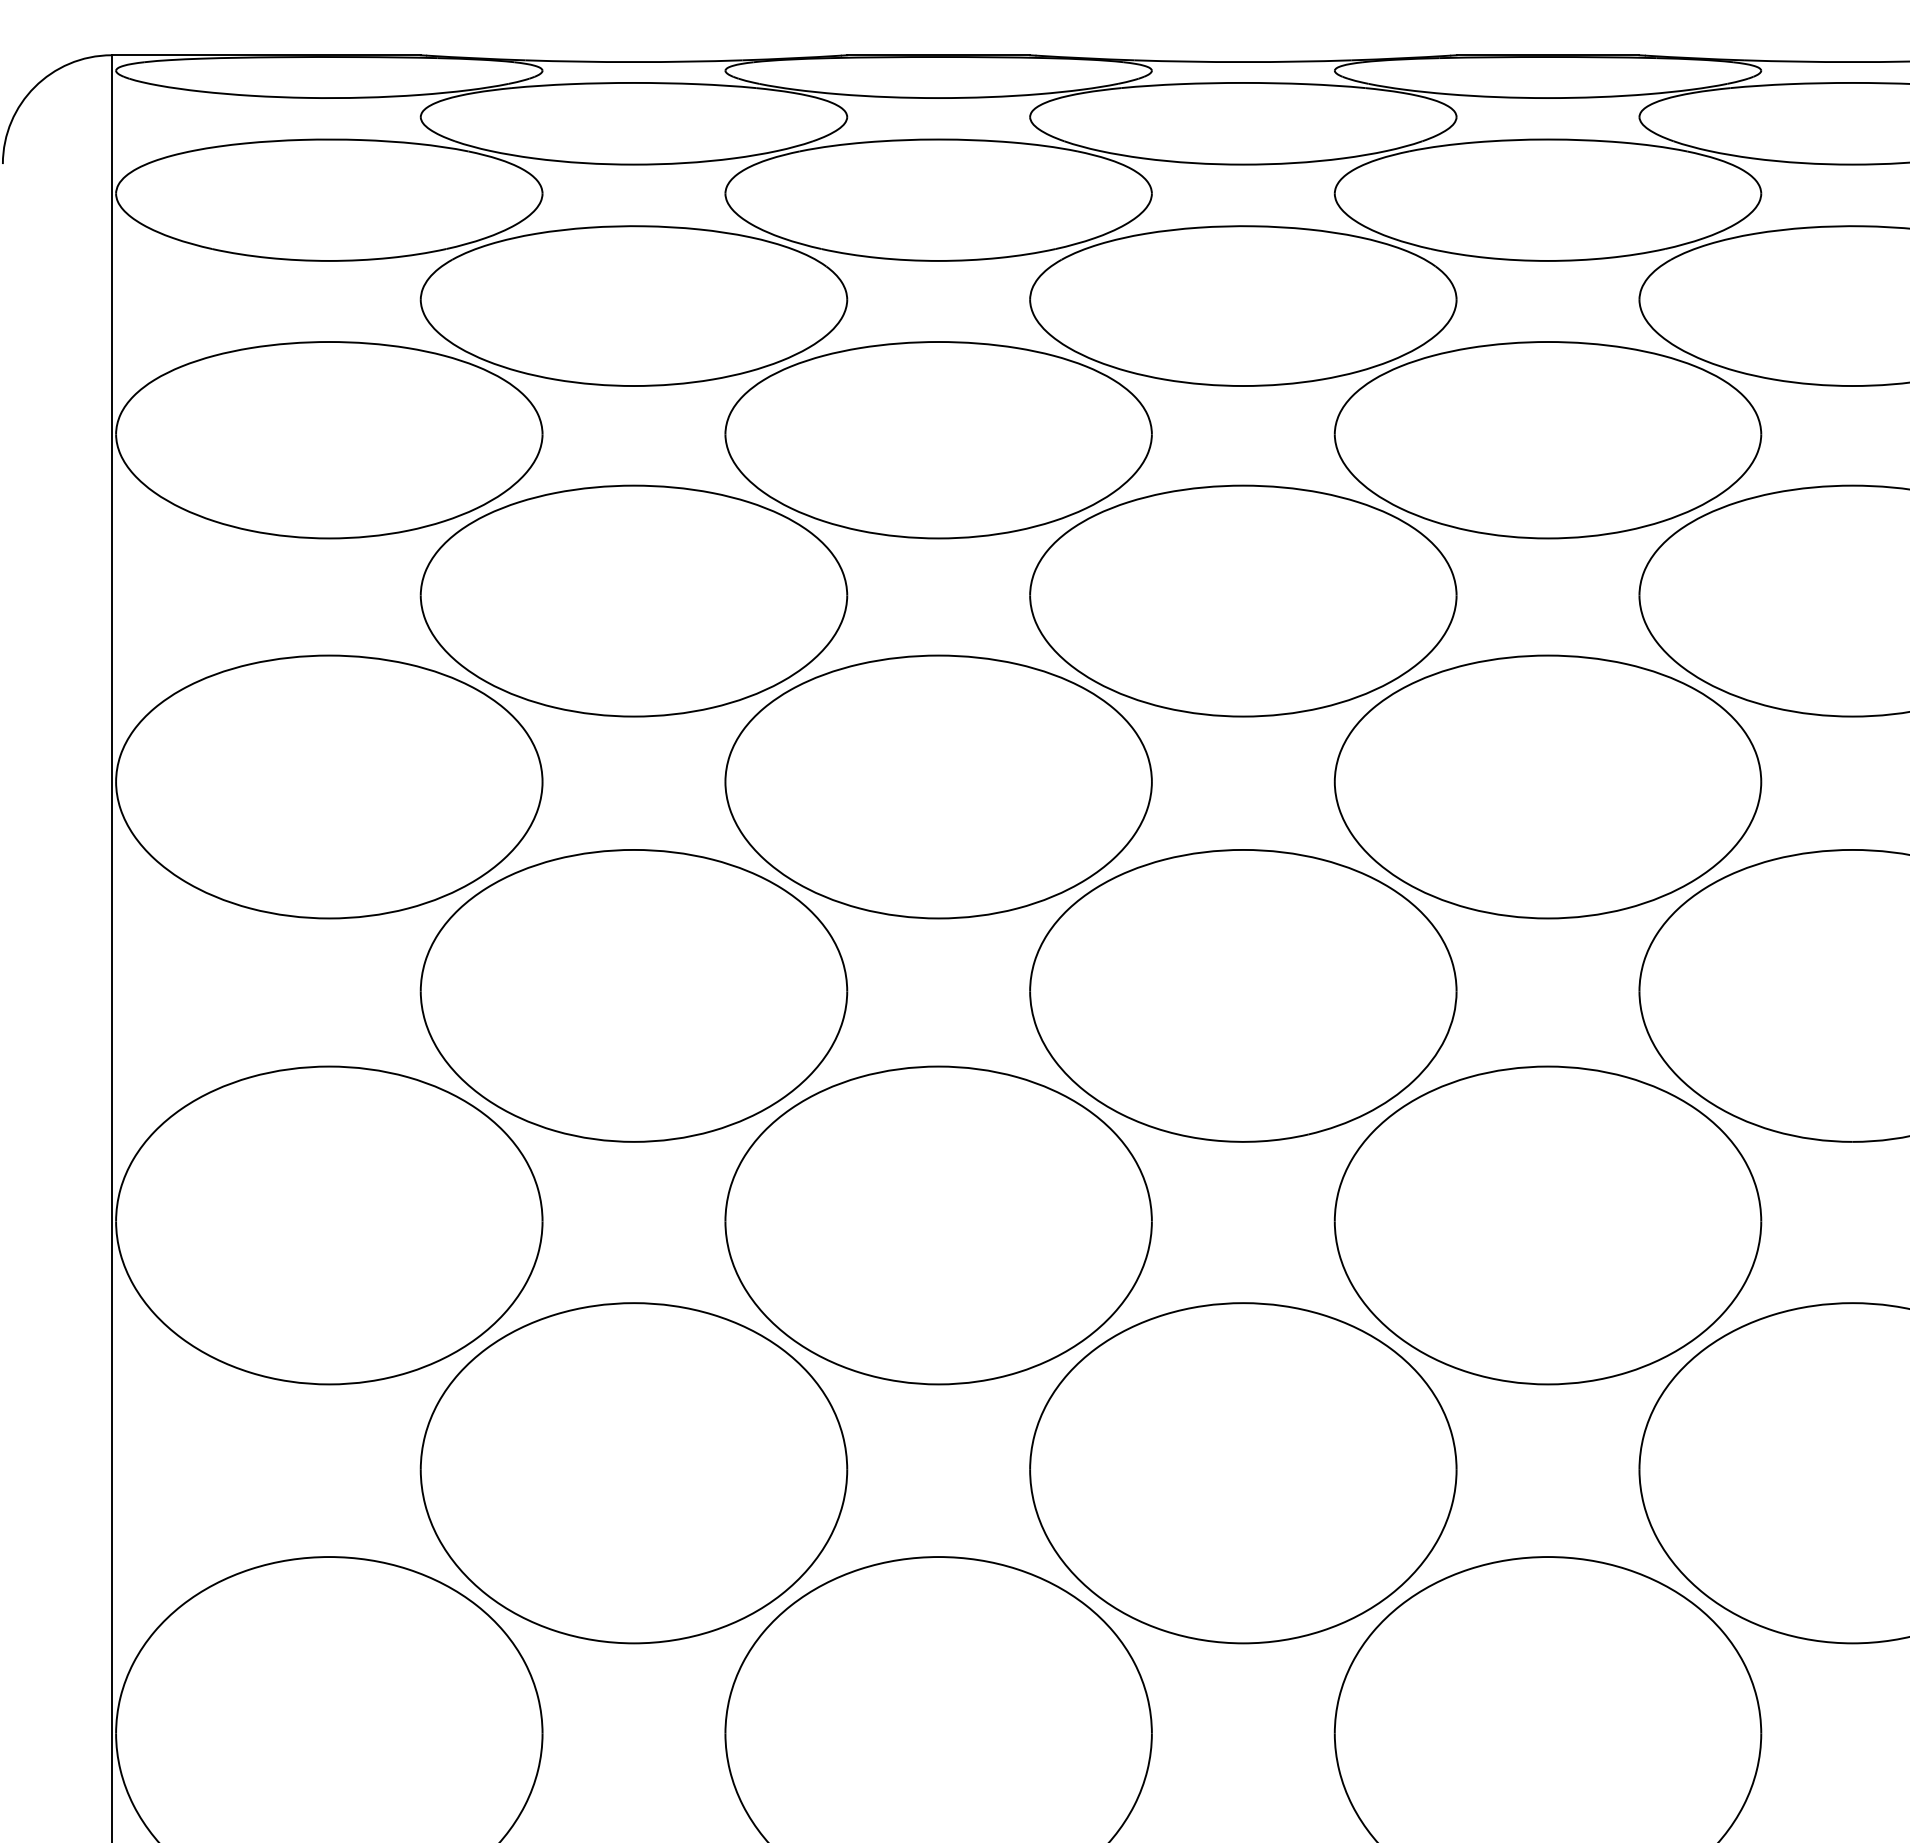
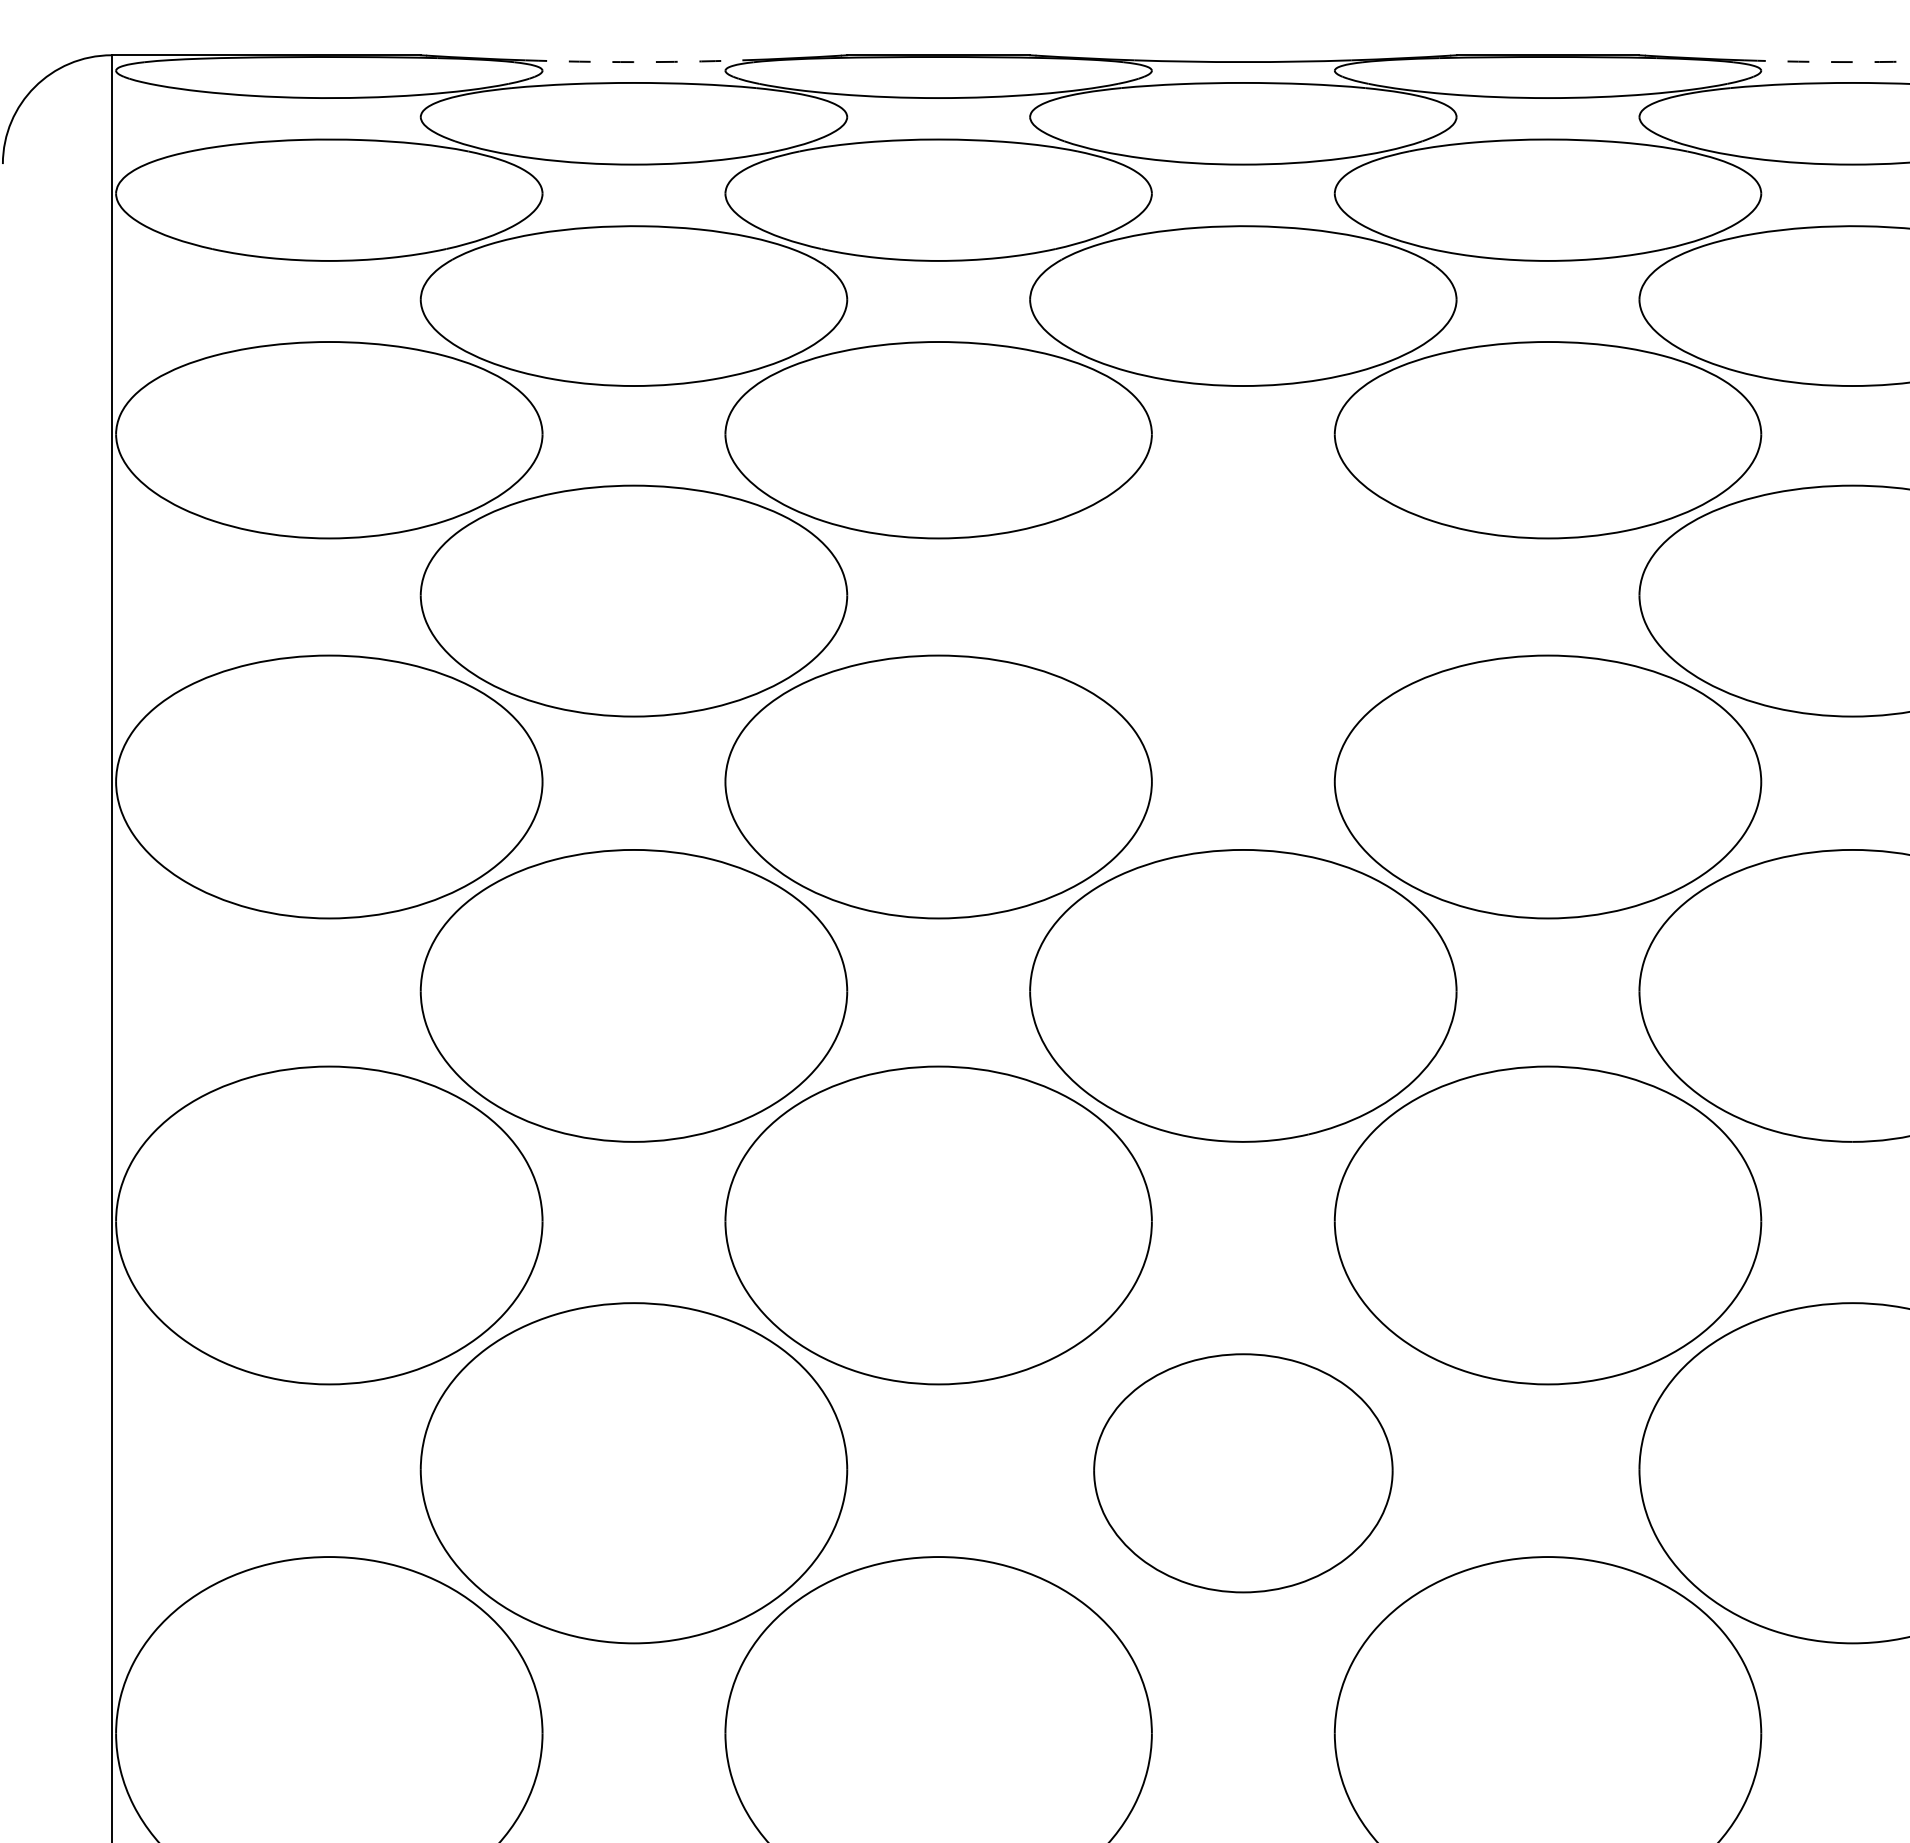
arc: solid -> dashed (1827, 61)
arc: solid -> dashed (633, 62)
part: present -> none (1243, 600)
part size: 429x343 px -> 301x241 px (1243, 1473)
